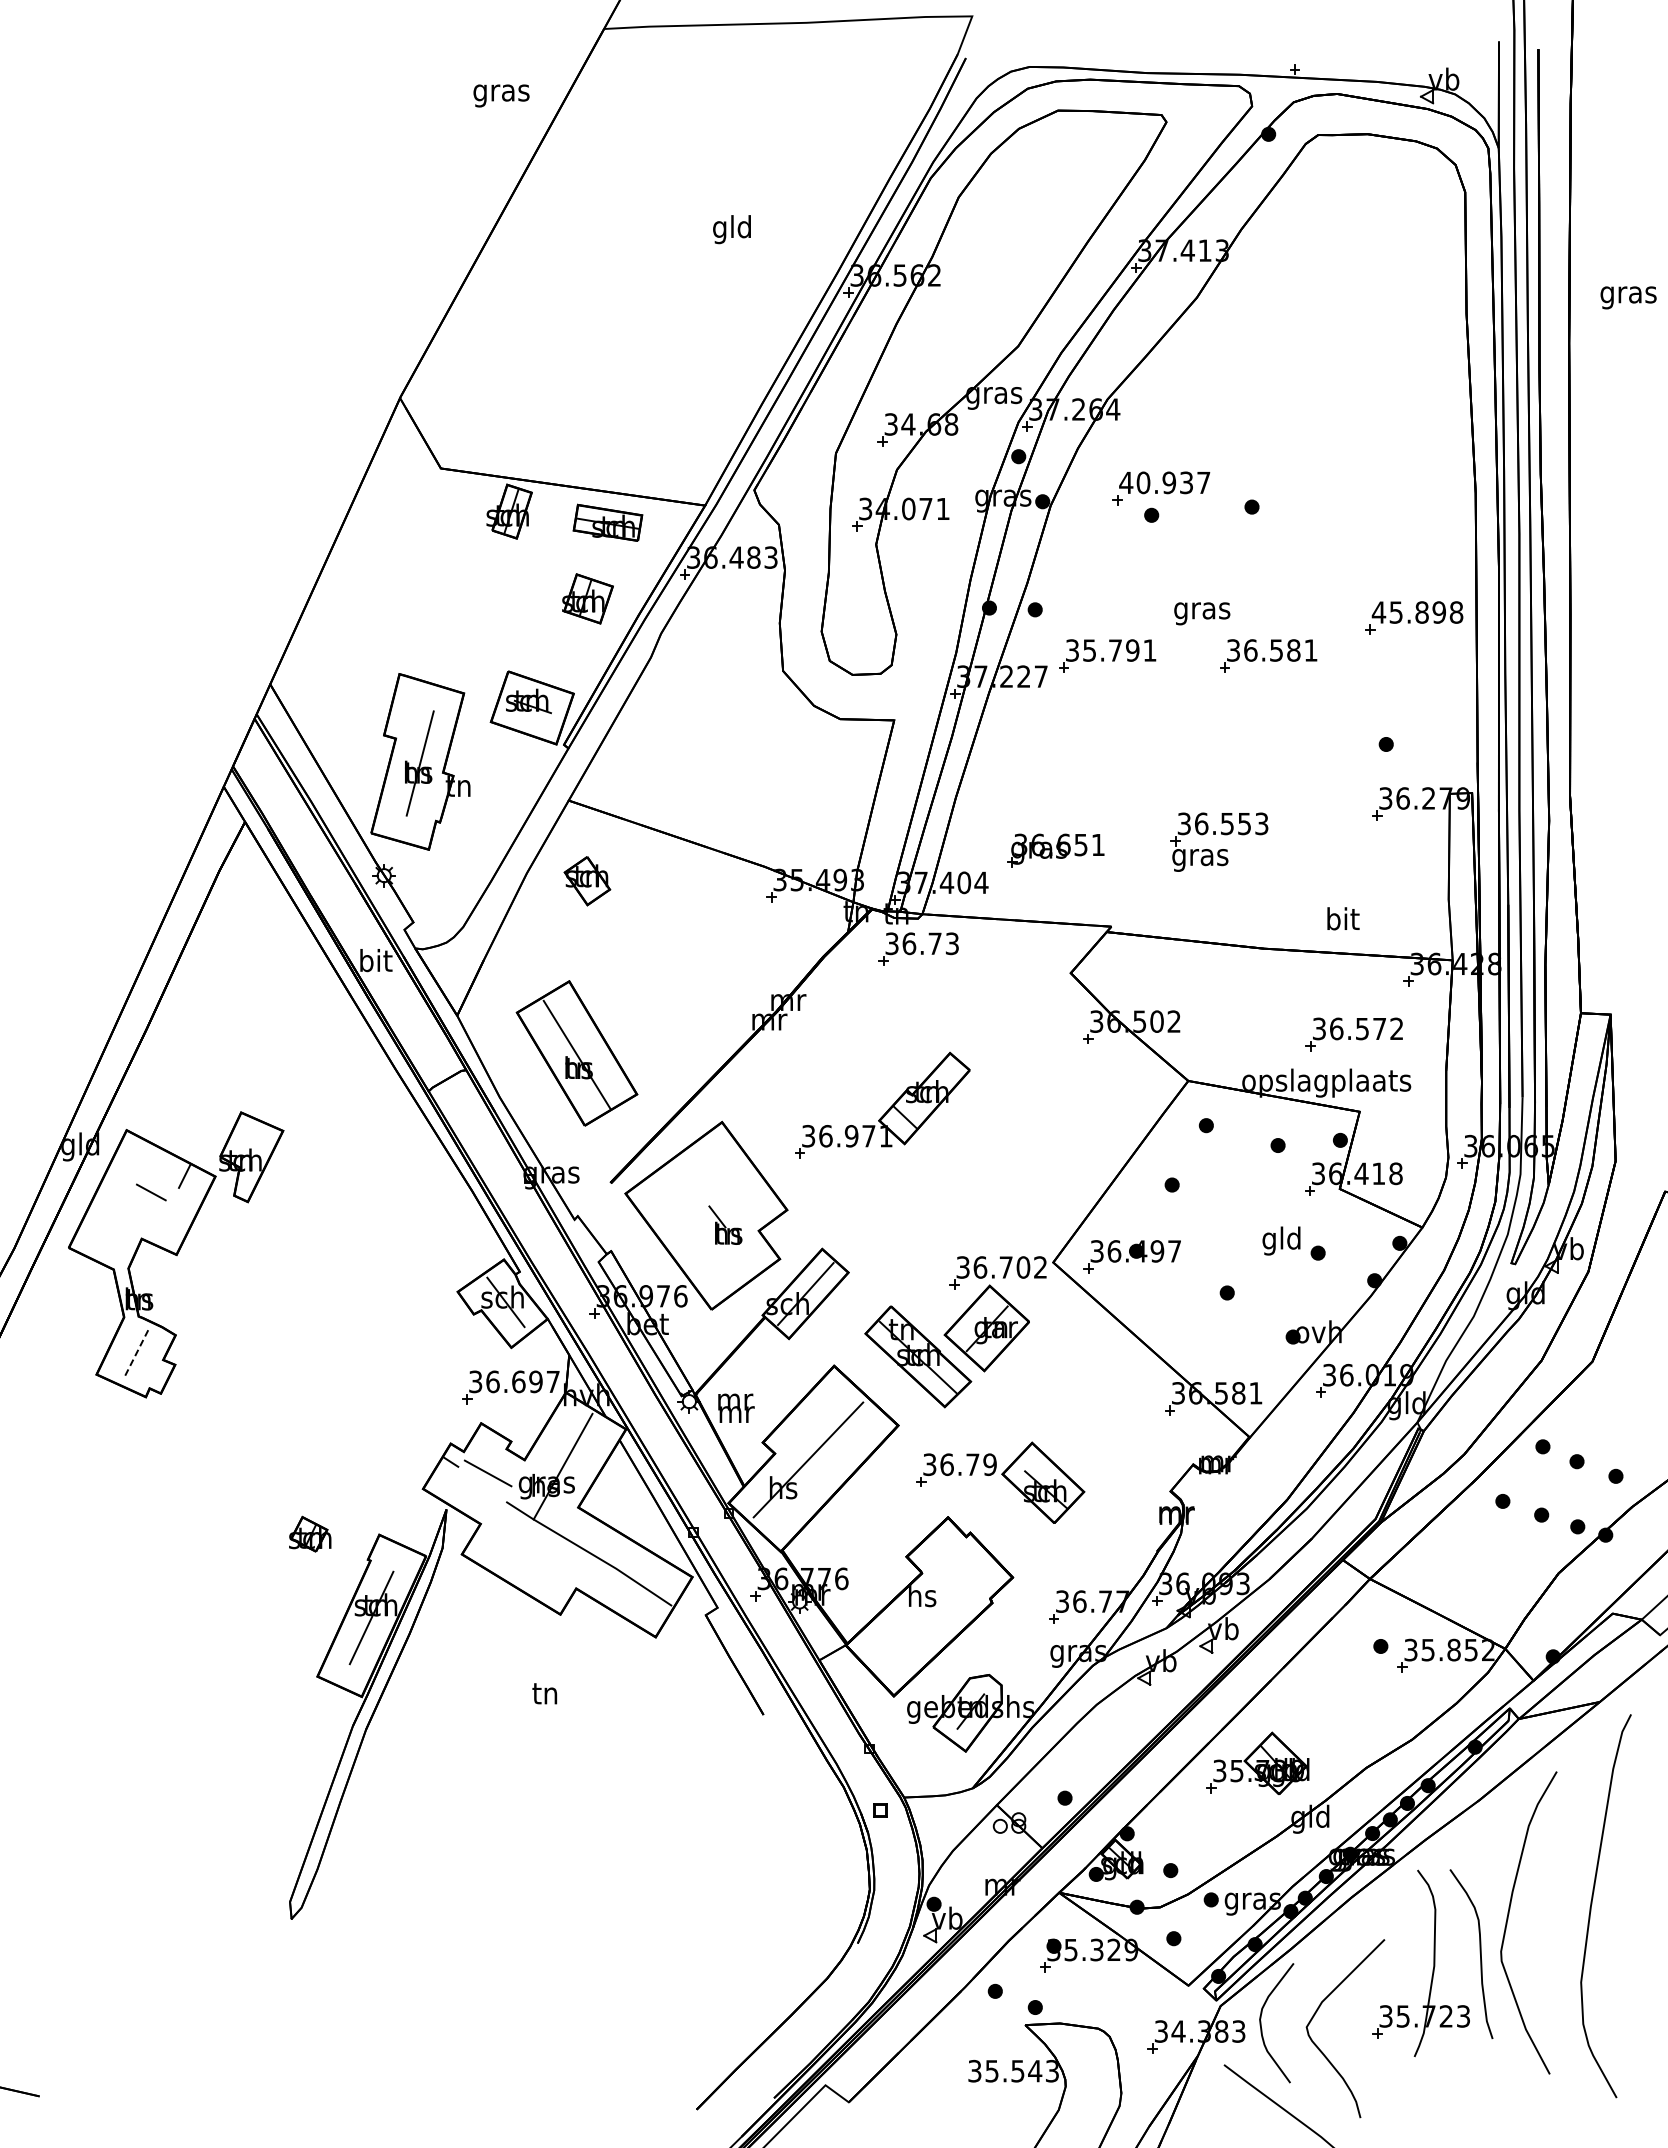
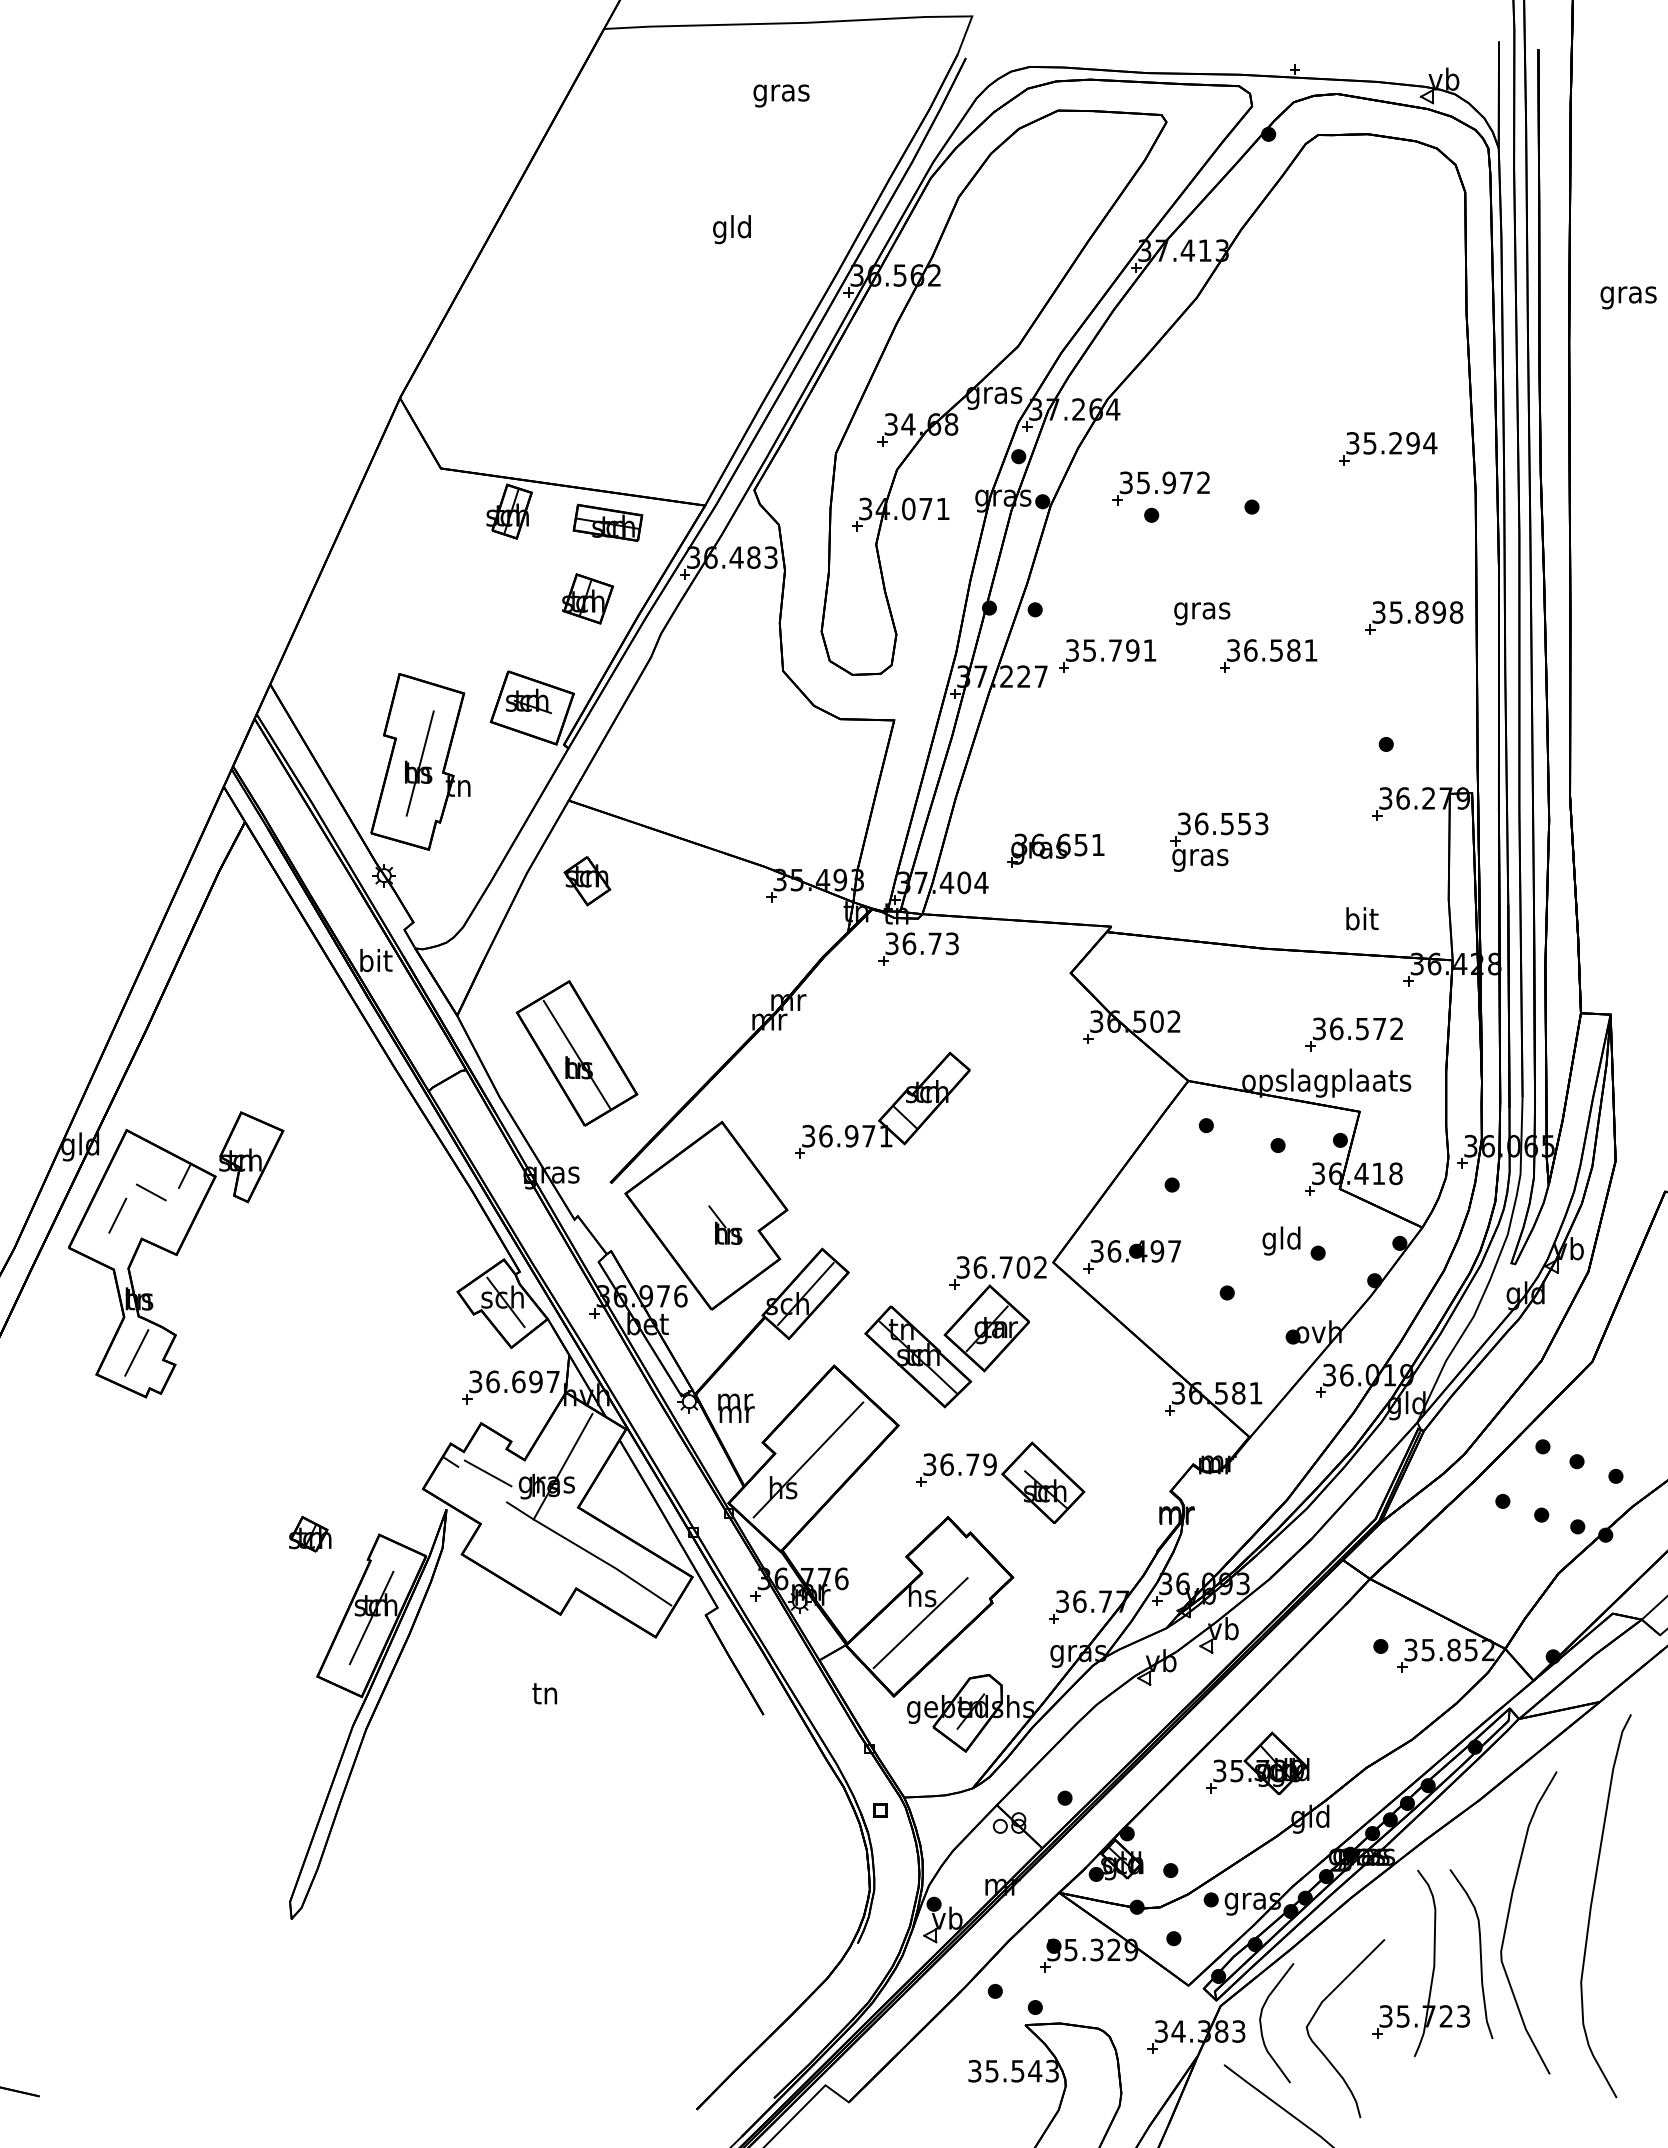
text position: (501, 95) -> (781, 95) (781, 95)
part: none -> present (1388, 448)
text: 40.937 -> 35.972 (1164, 482)
text: 45.898 -> 35.898 (1378, 612)
text position: (1343, 918) -> (1362, 918) (1362, 918)
line: none -> present (117, 1215)
line: dashed -> solid (136, 1353)
line: none -> present (920, 1623)
